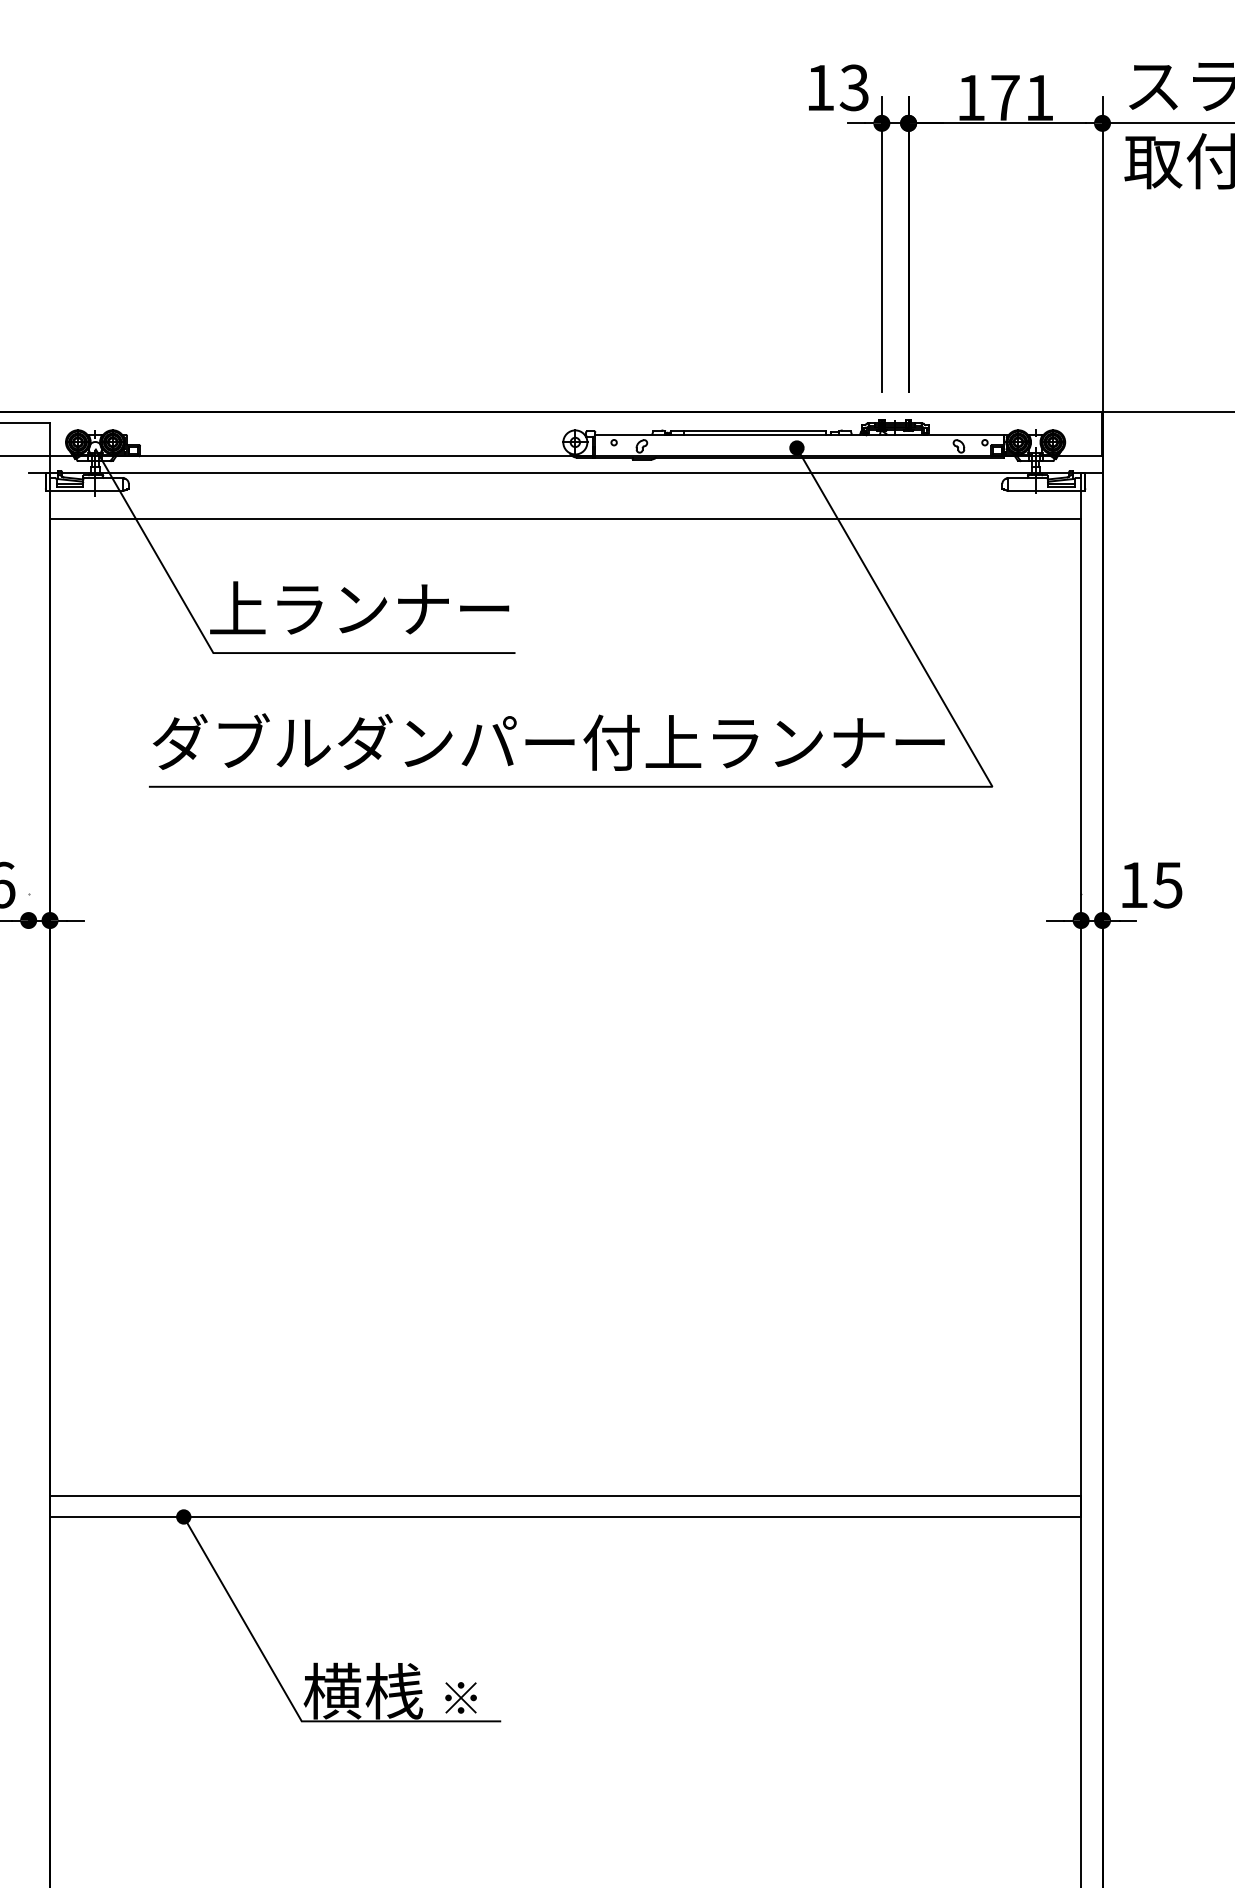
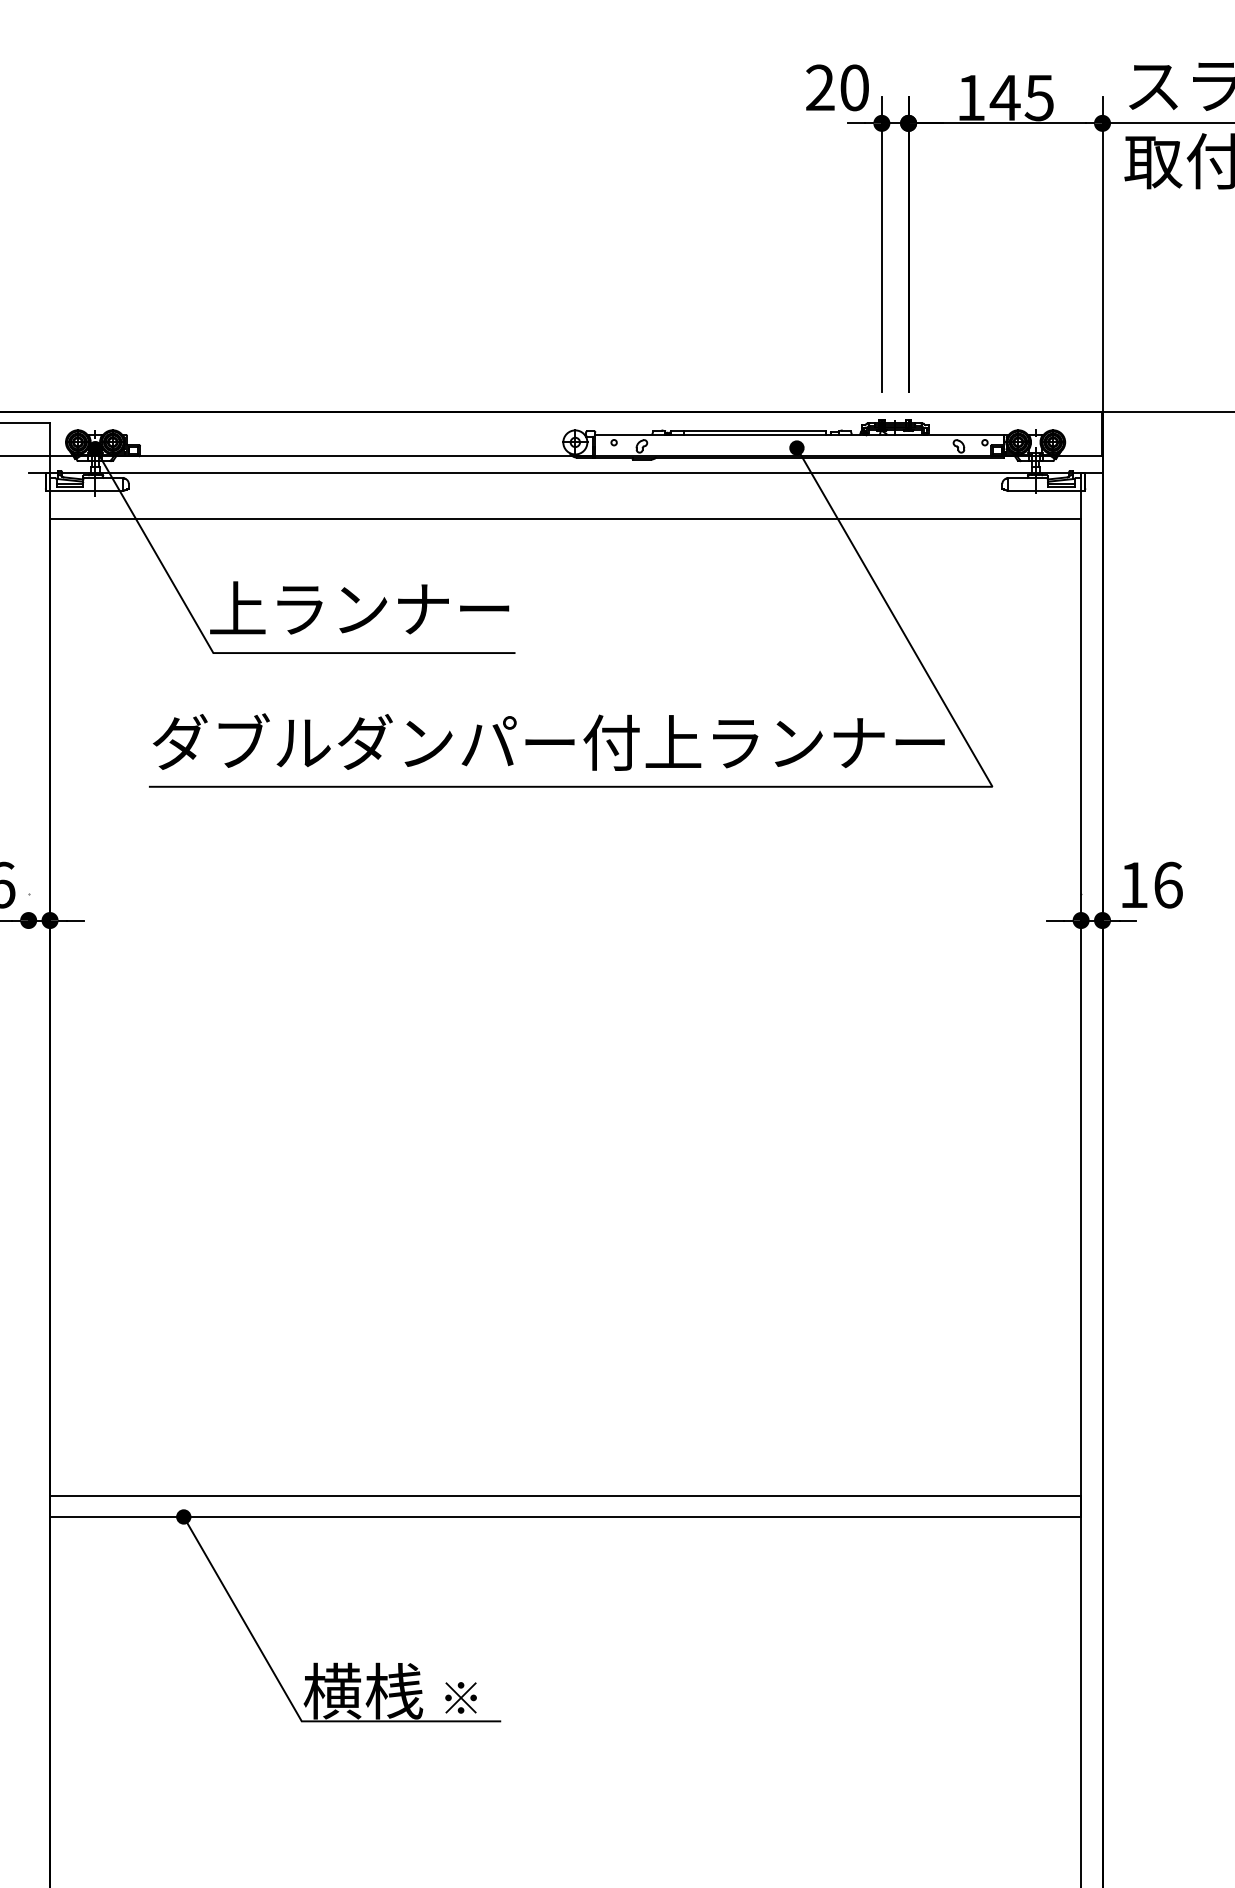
text: 13 -> 20 (837, 87)
text: 171 -> 145 (1021, 98)
fill: none -> present (95, 448)
text: 15 -> 16 (1167, 884)
